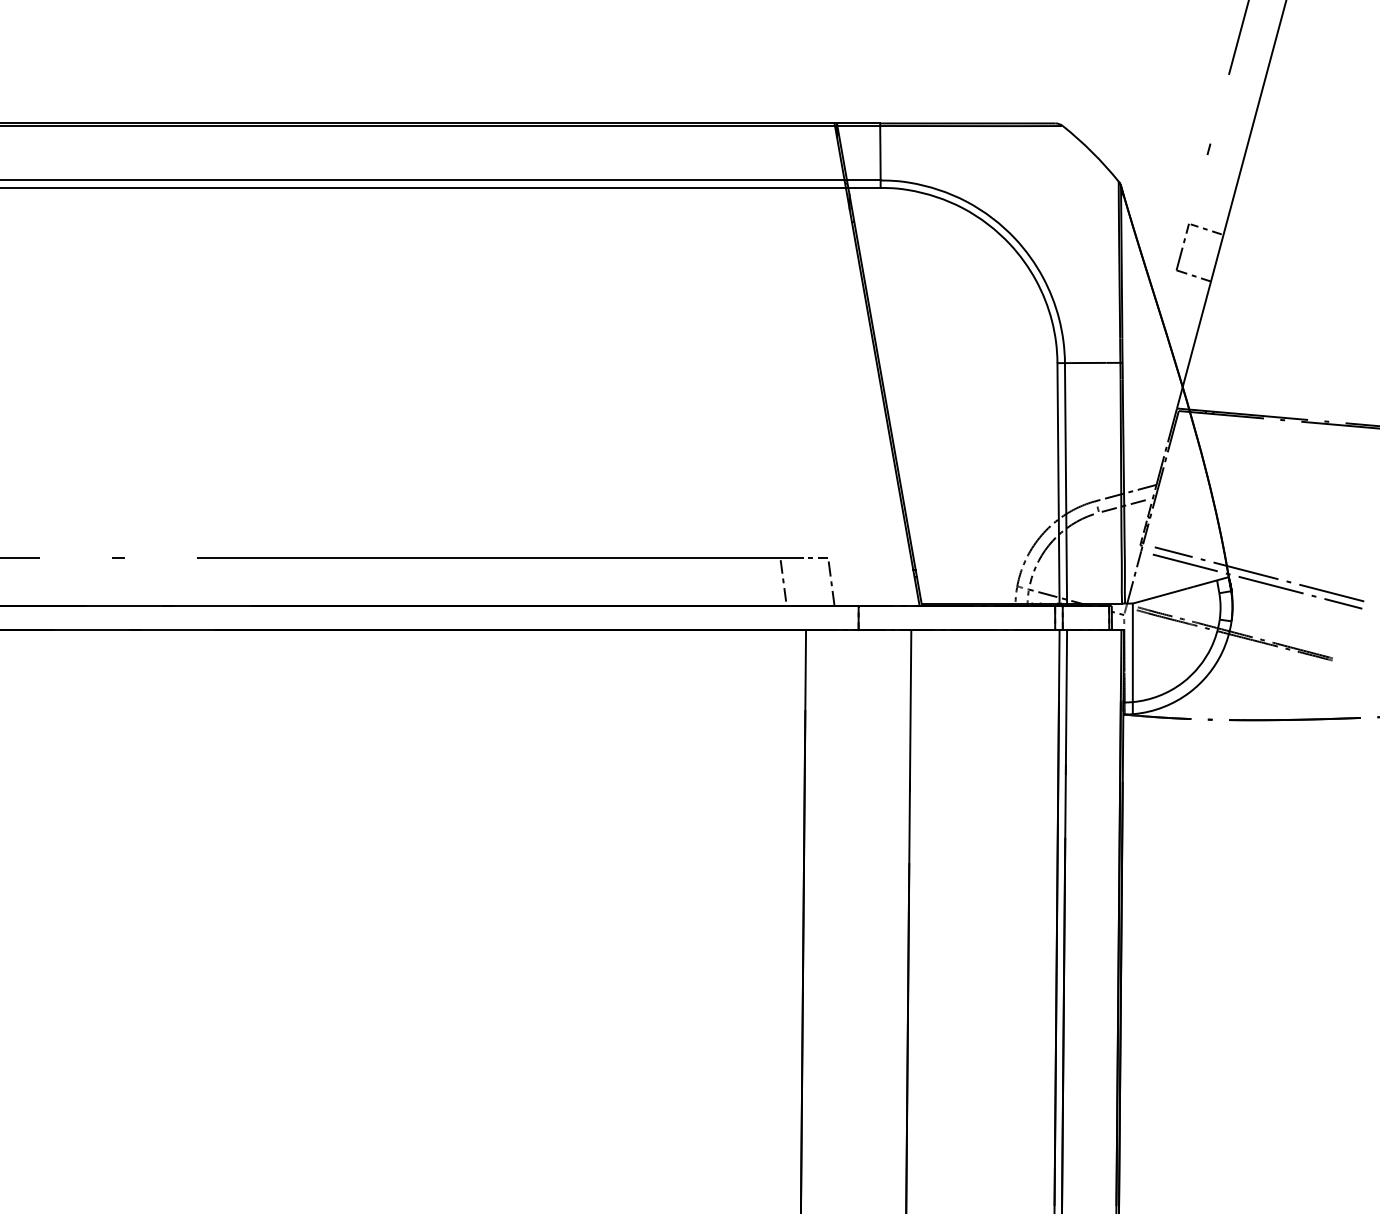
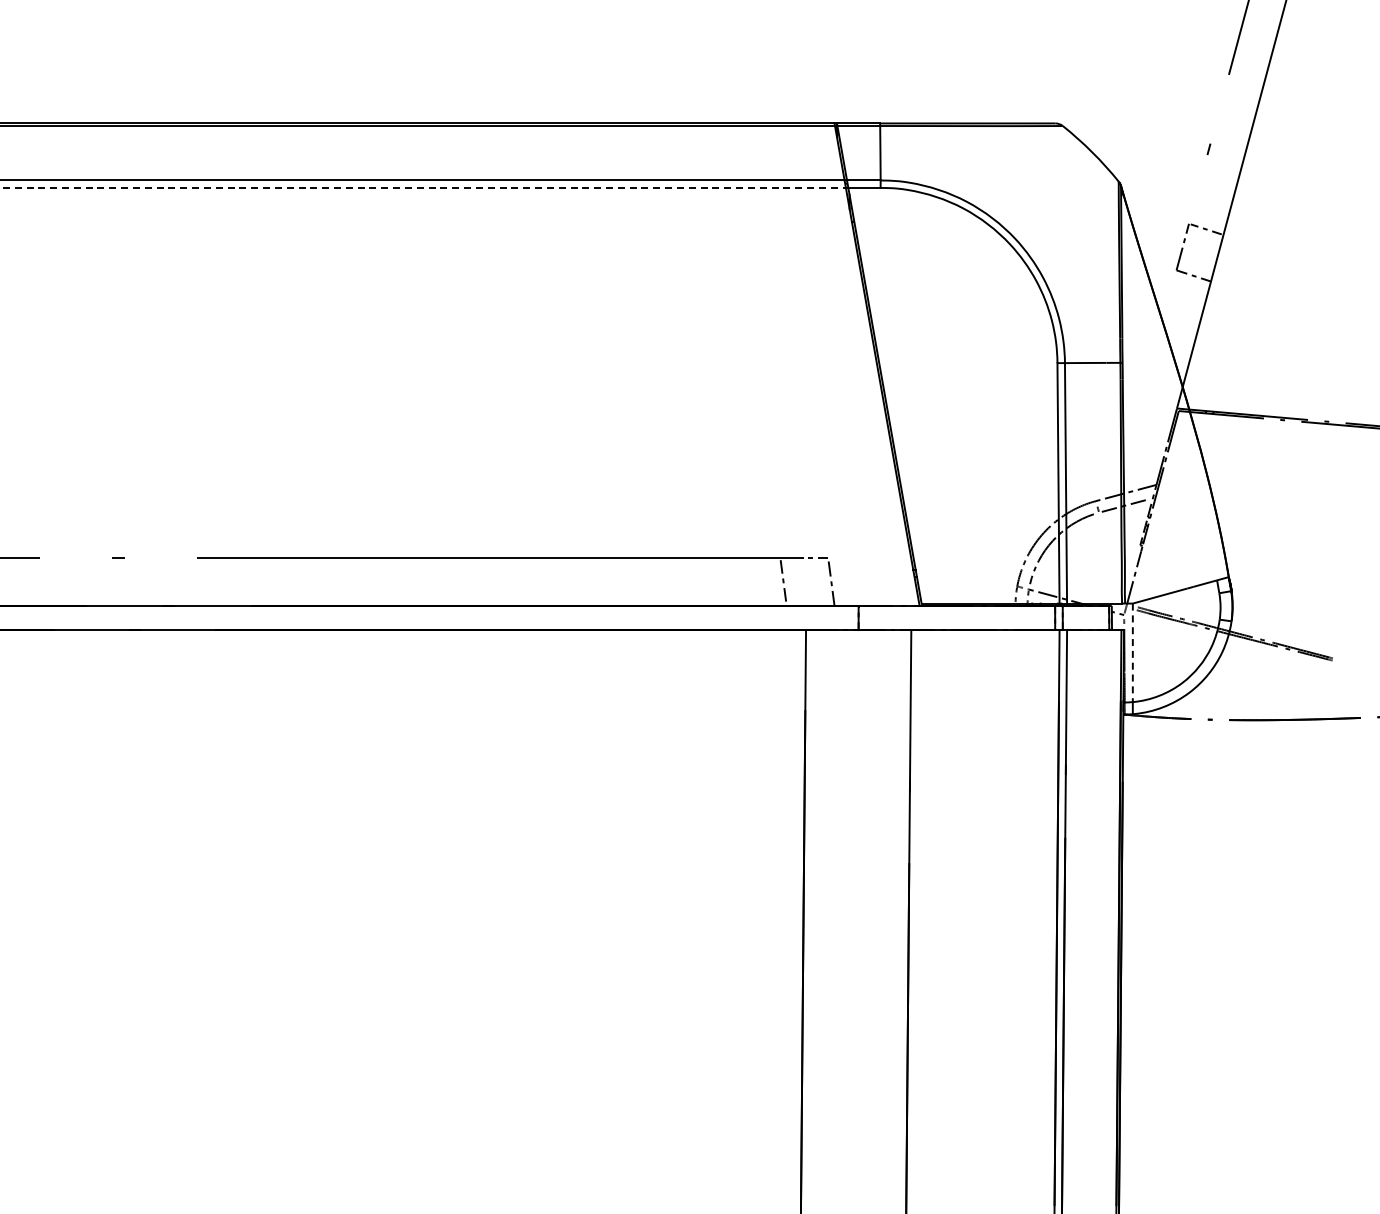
line: solid -> dashed (423, 187)
line: present -> none (1259, 574)
line: present -> none (1257, 581)
line: solid -> dashed (1132, 653)
